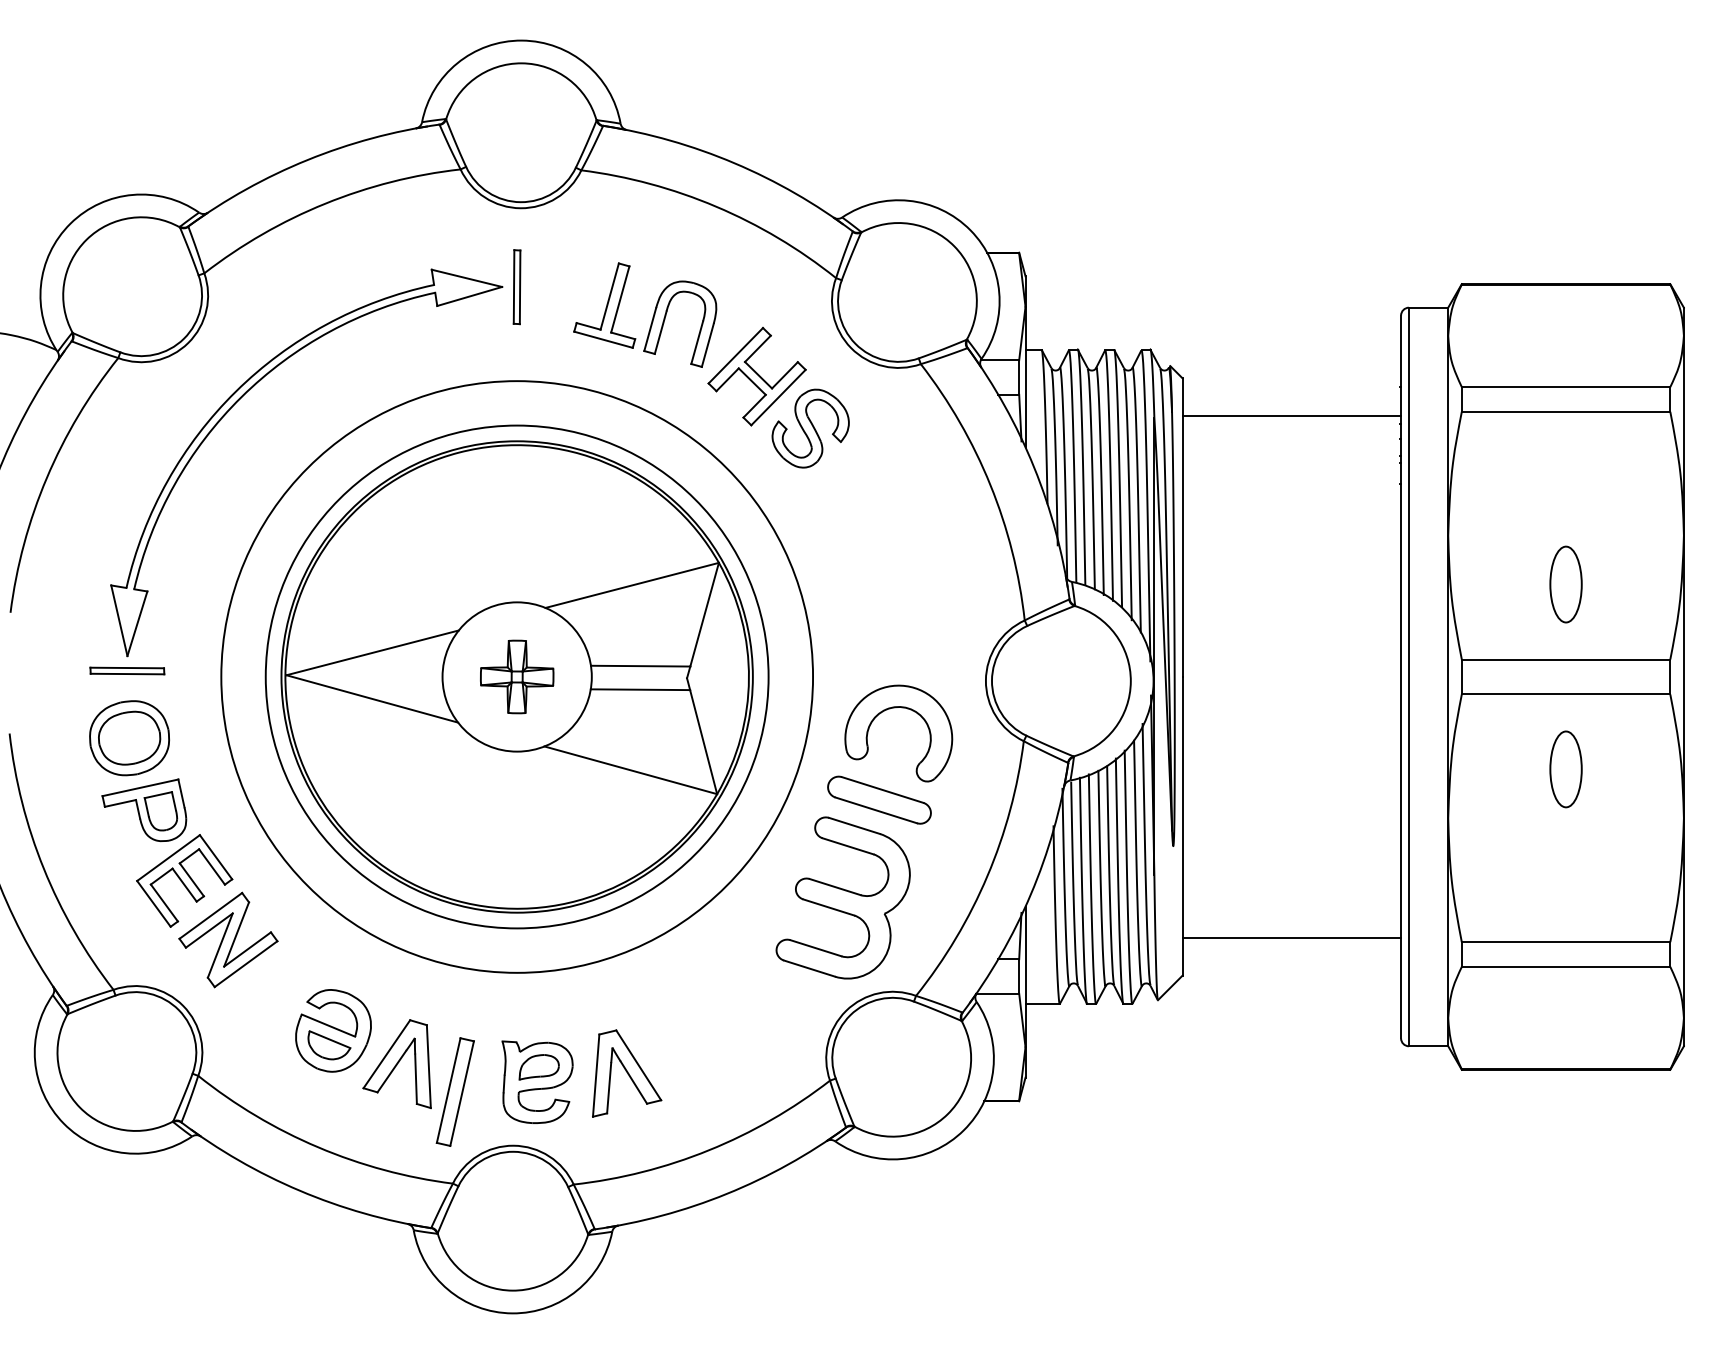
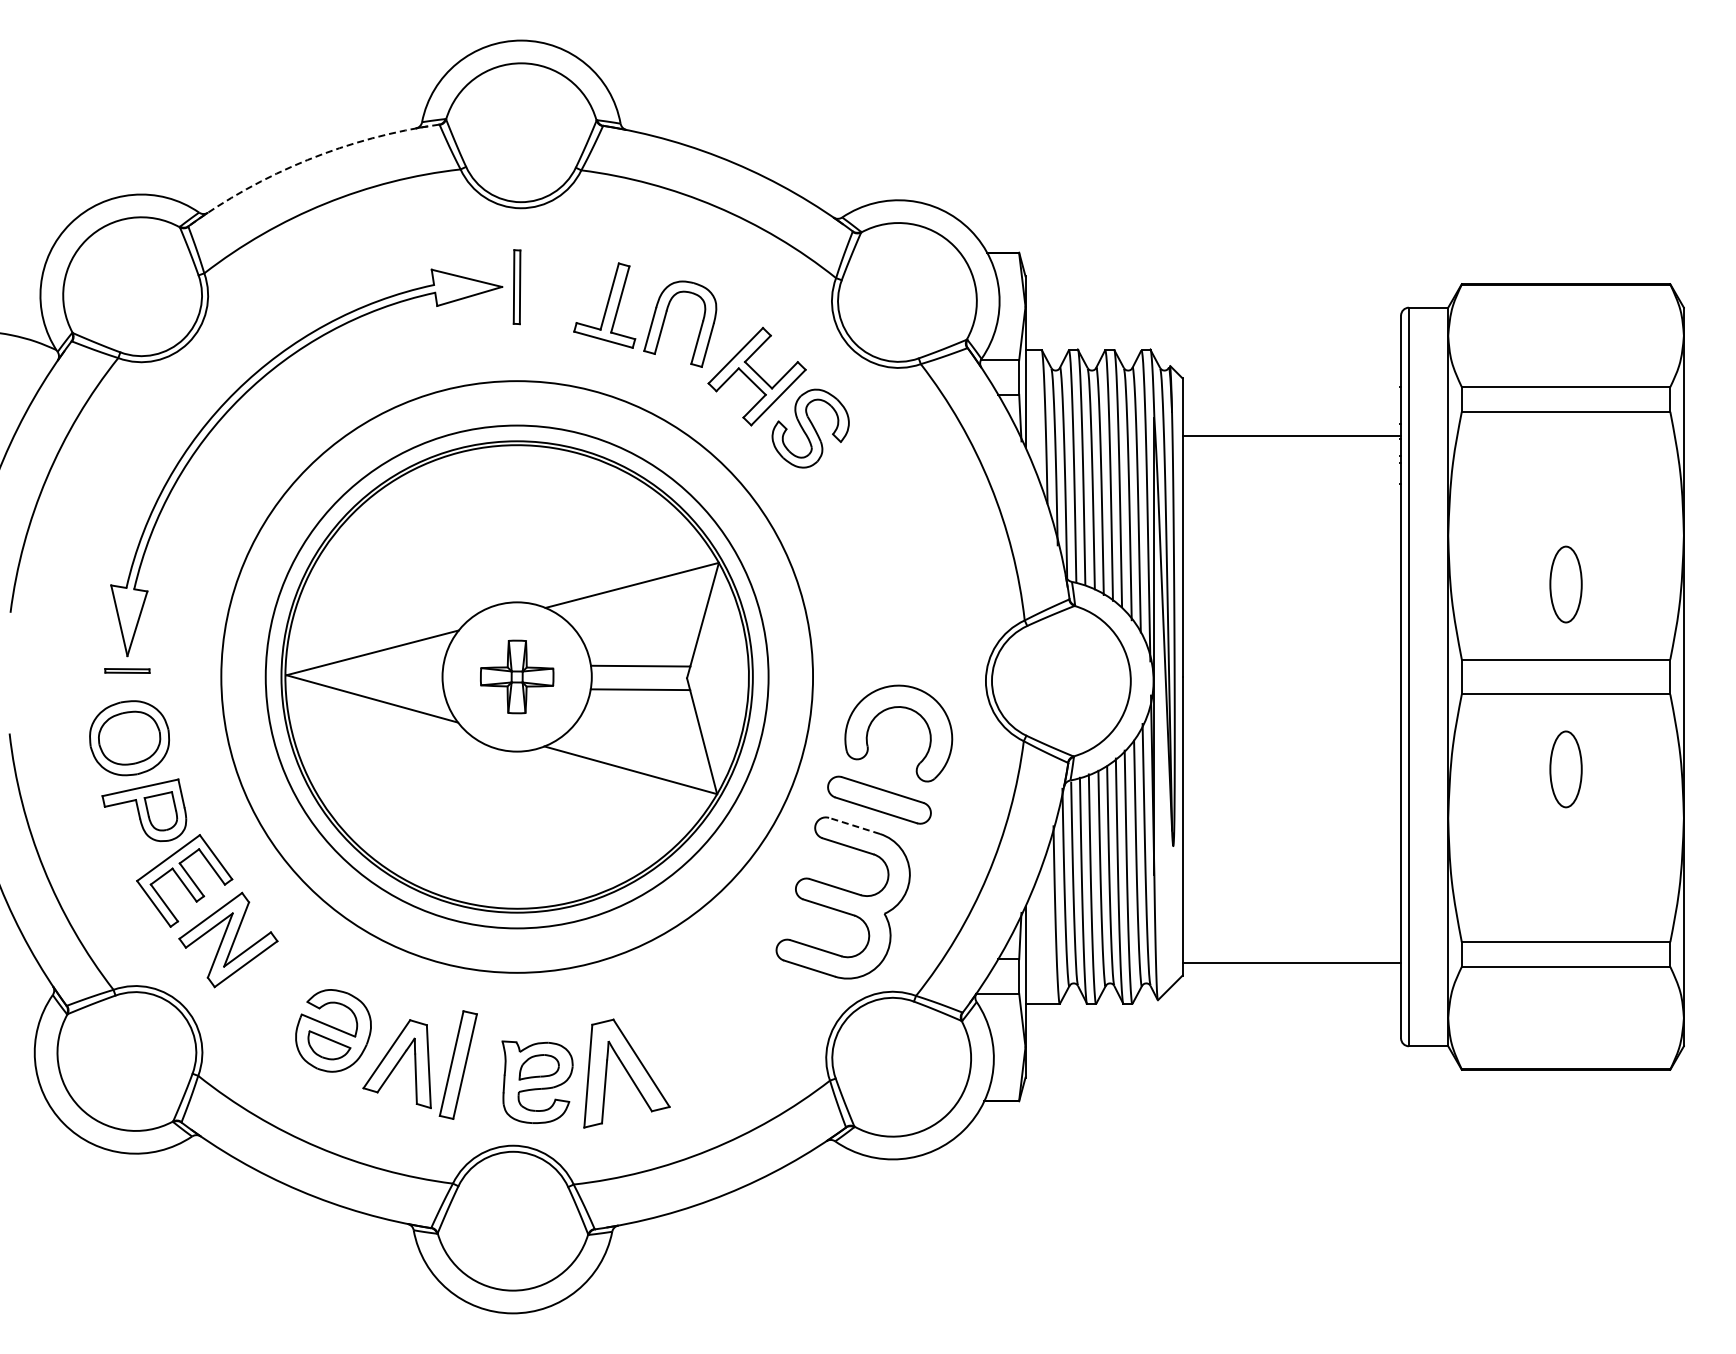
arc: solid -> dashed (307, 160)
line position: (1291, 416) -> (1291, 436) (1291, 436)
part size: 77x10 px -> 47x6 px (127, 670)
line: solid -> dashed (854, 825)
line position: (1291, 937) -> (1291, 962) (1291, 962)
part size: 71x89 px -> 88x111 px (626, 1073)
part position: (454, 1091) -> (457, 1064) (457, 1064)
